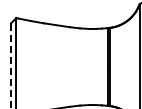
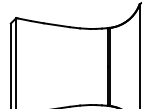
line: dashed -> solid (10, 66)
